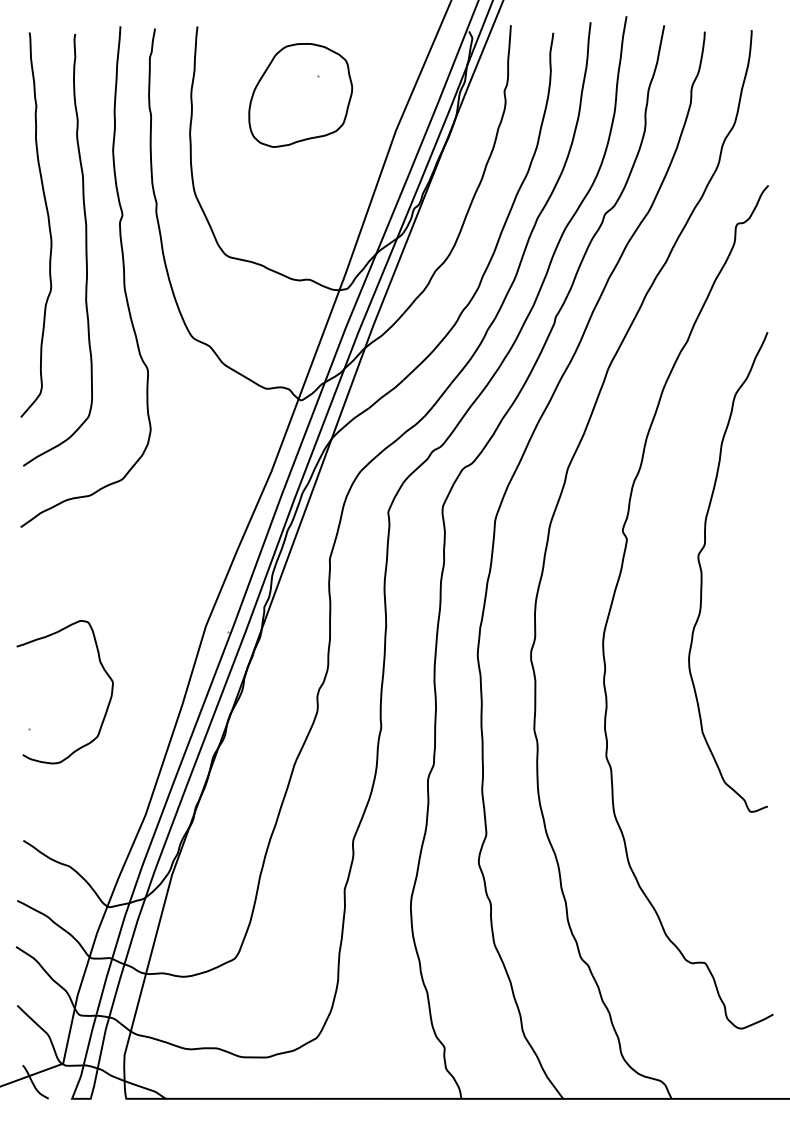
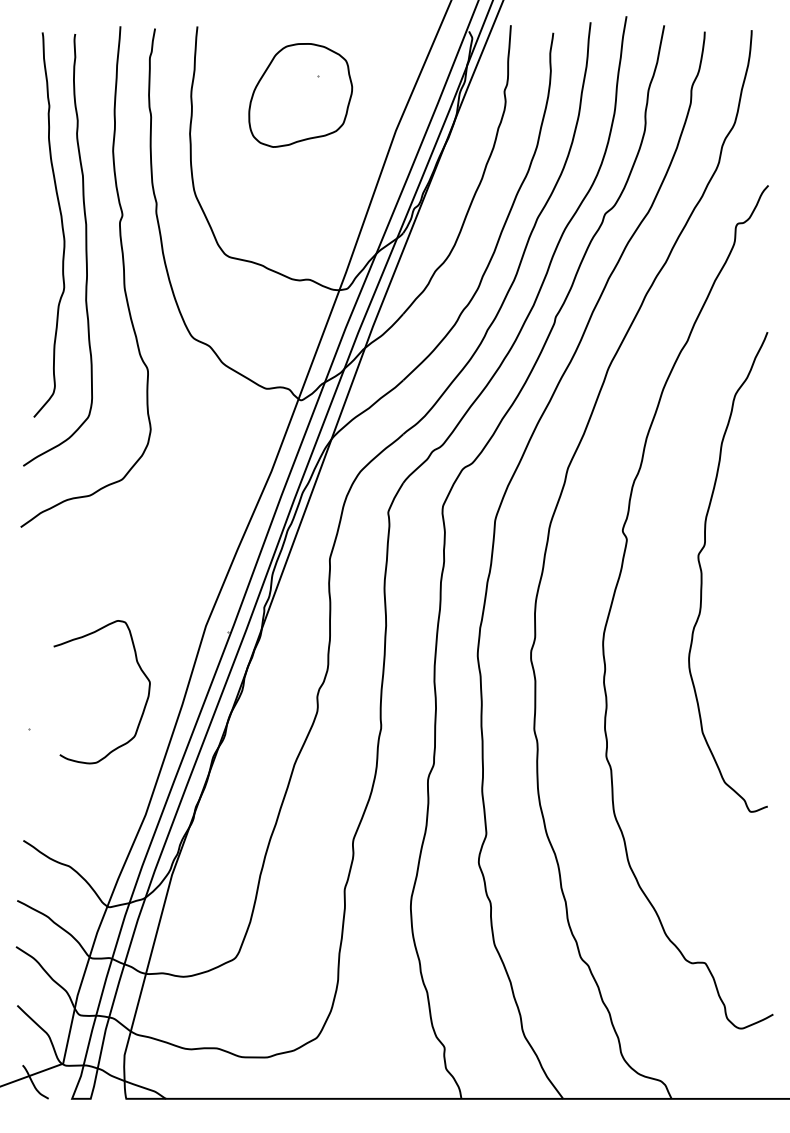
curve position: (48, 224) -> (61, 224) (61, 224)
curve position: (103, 670) -> (140, 670) (140, 670)
